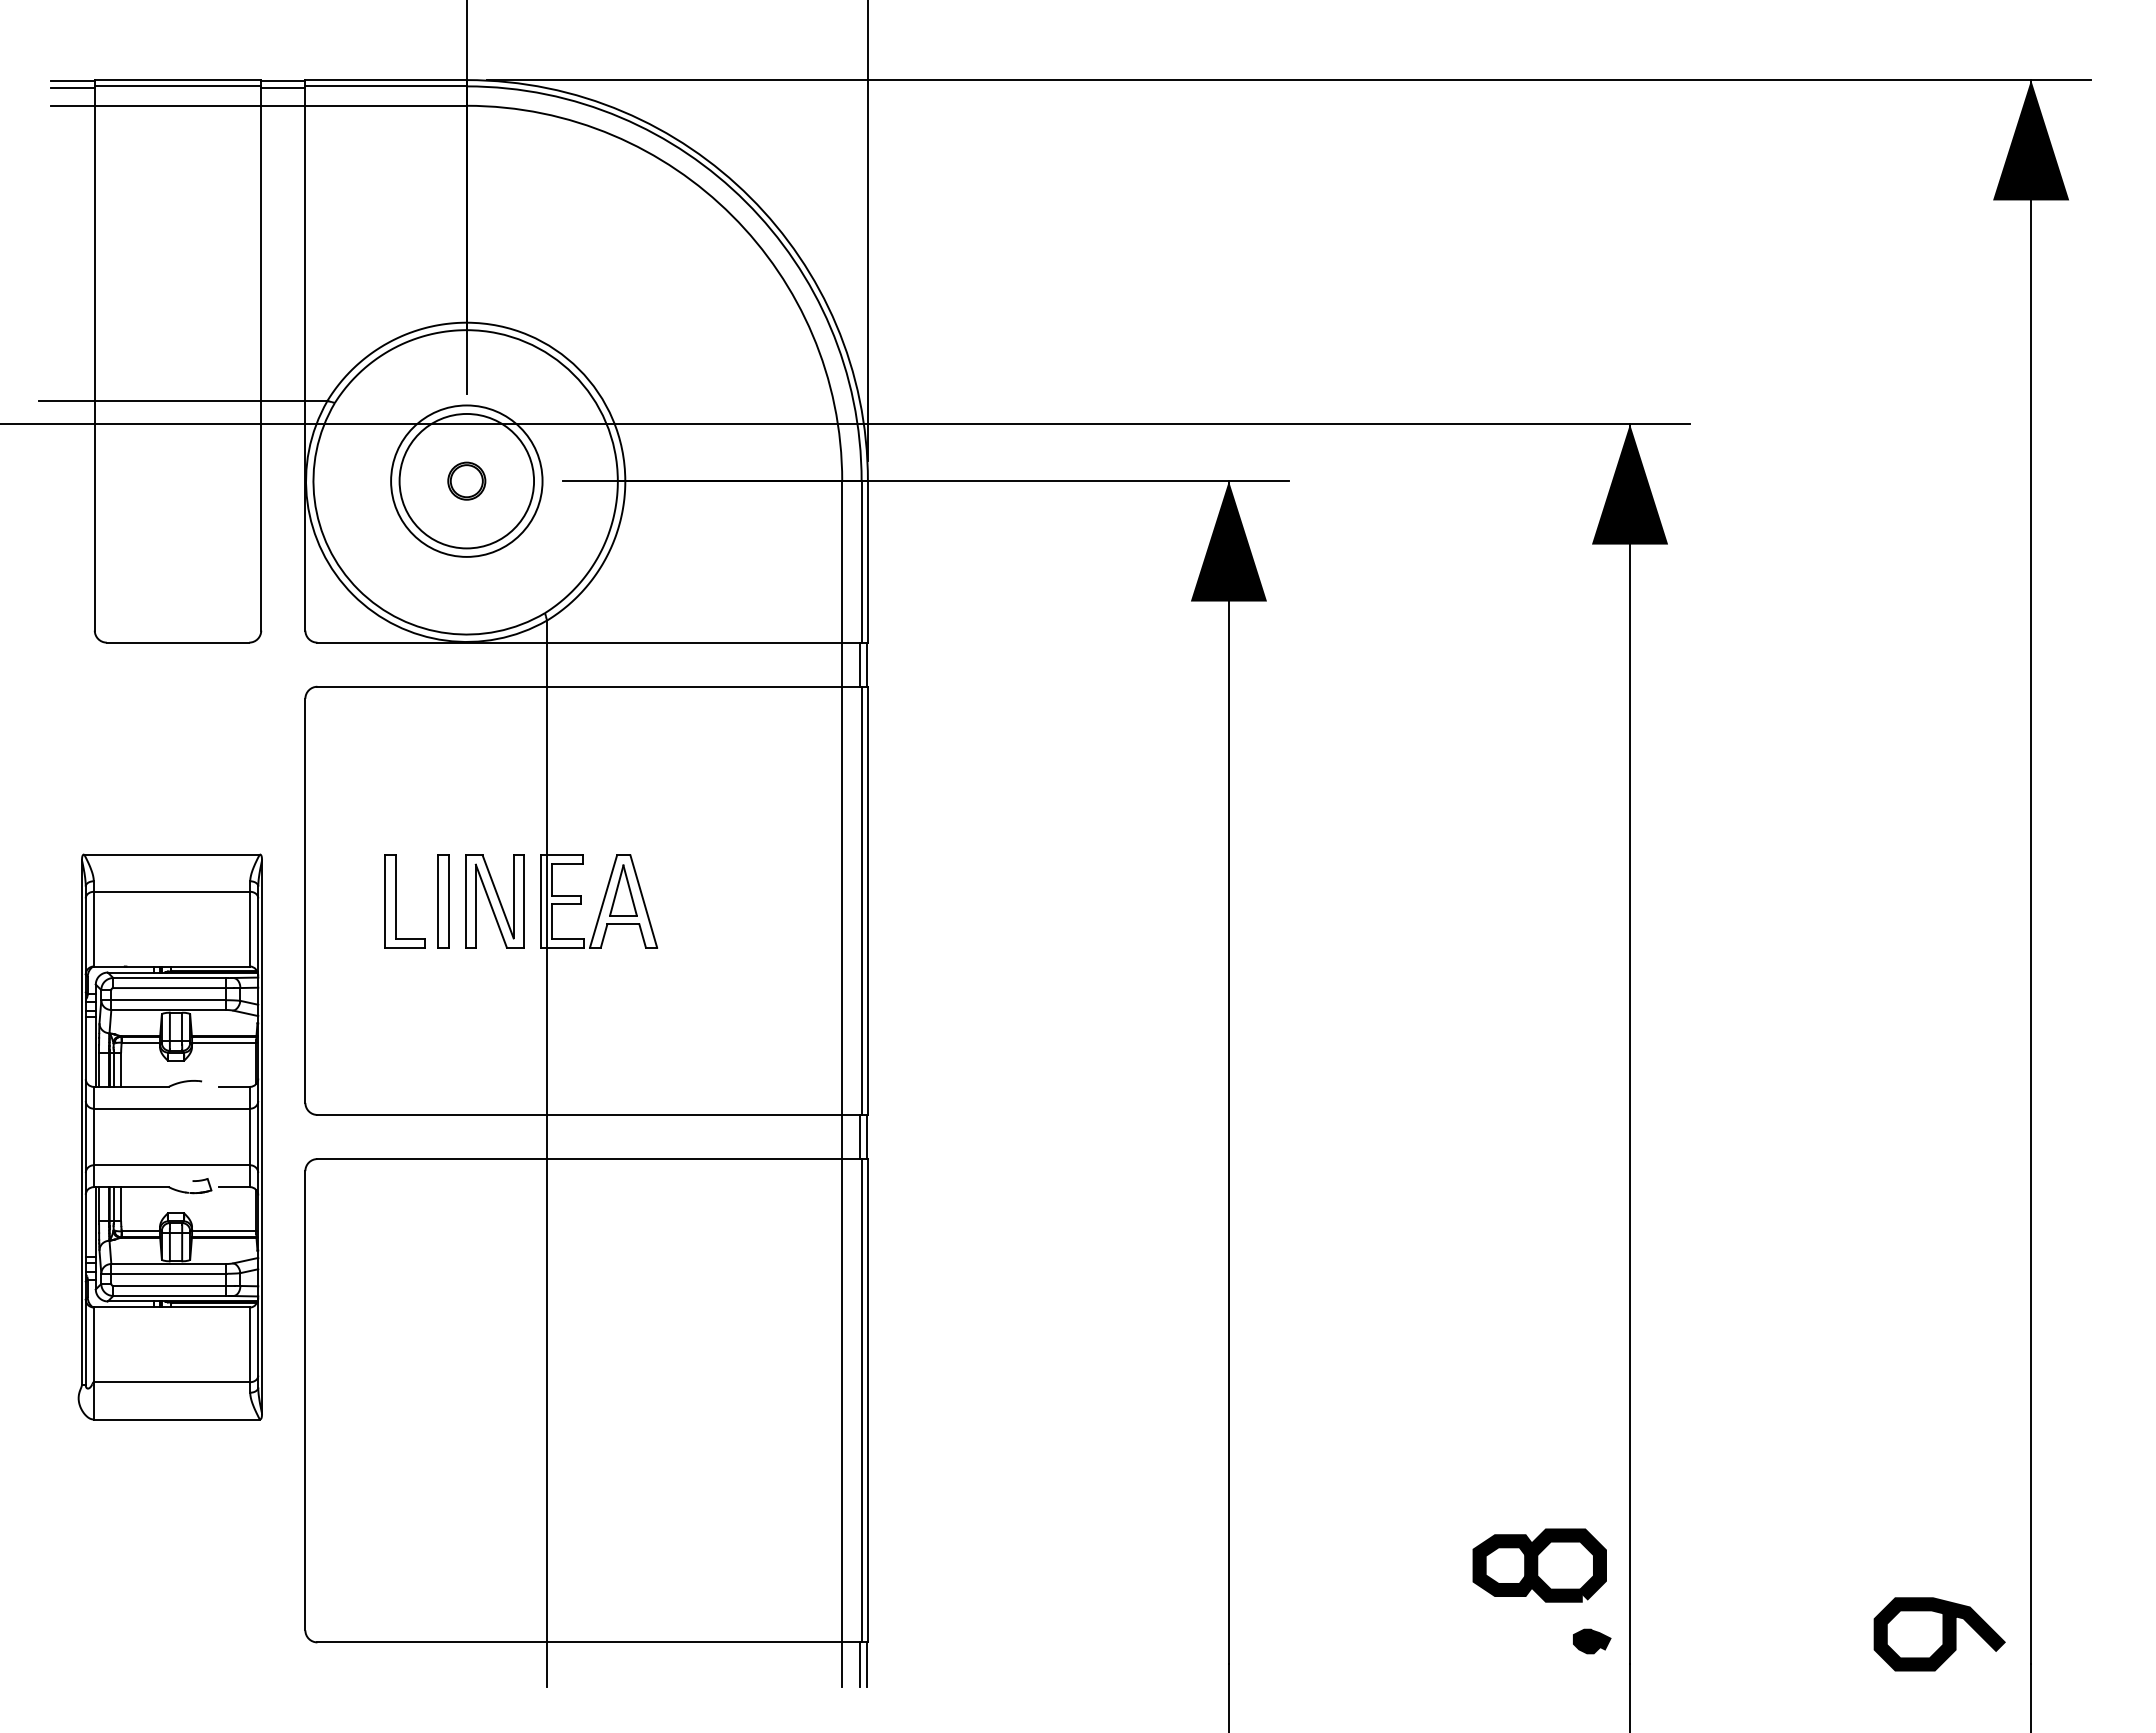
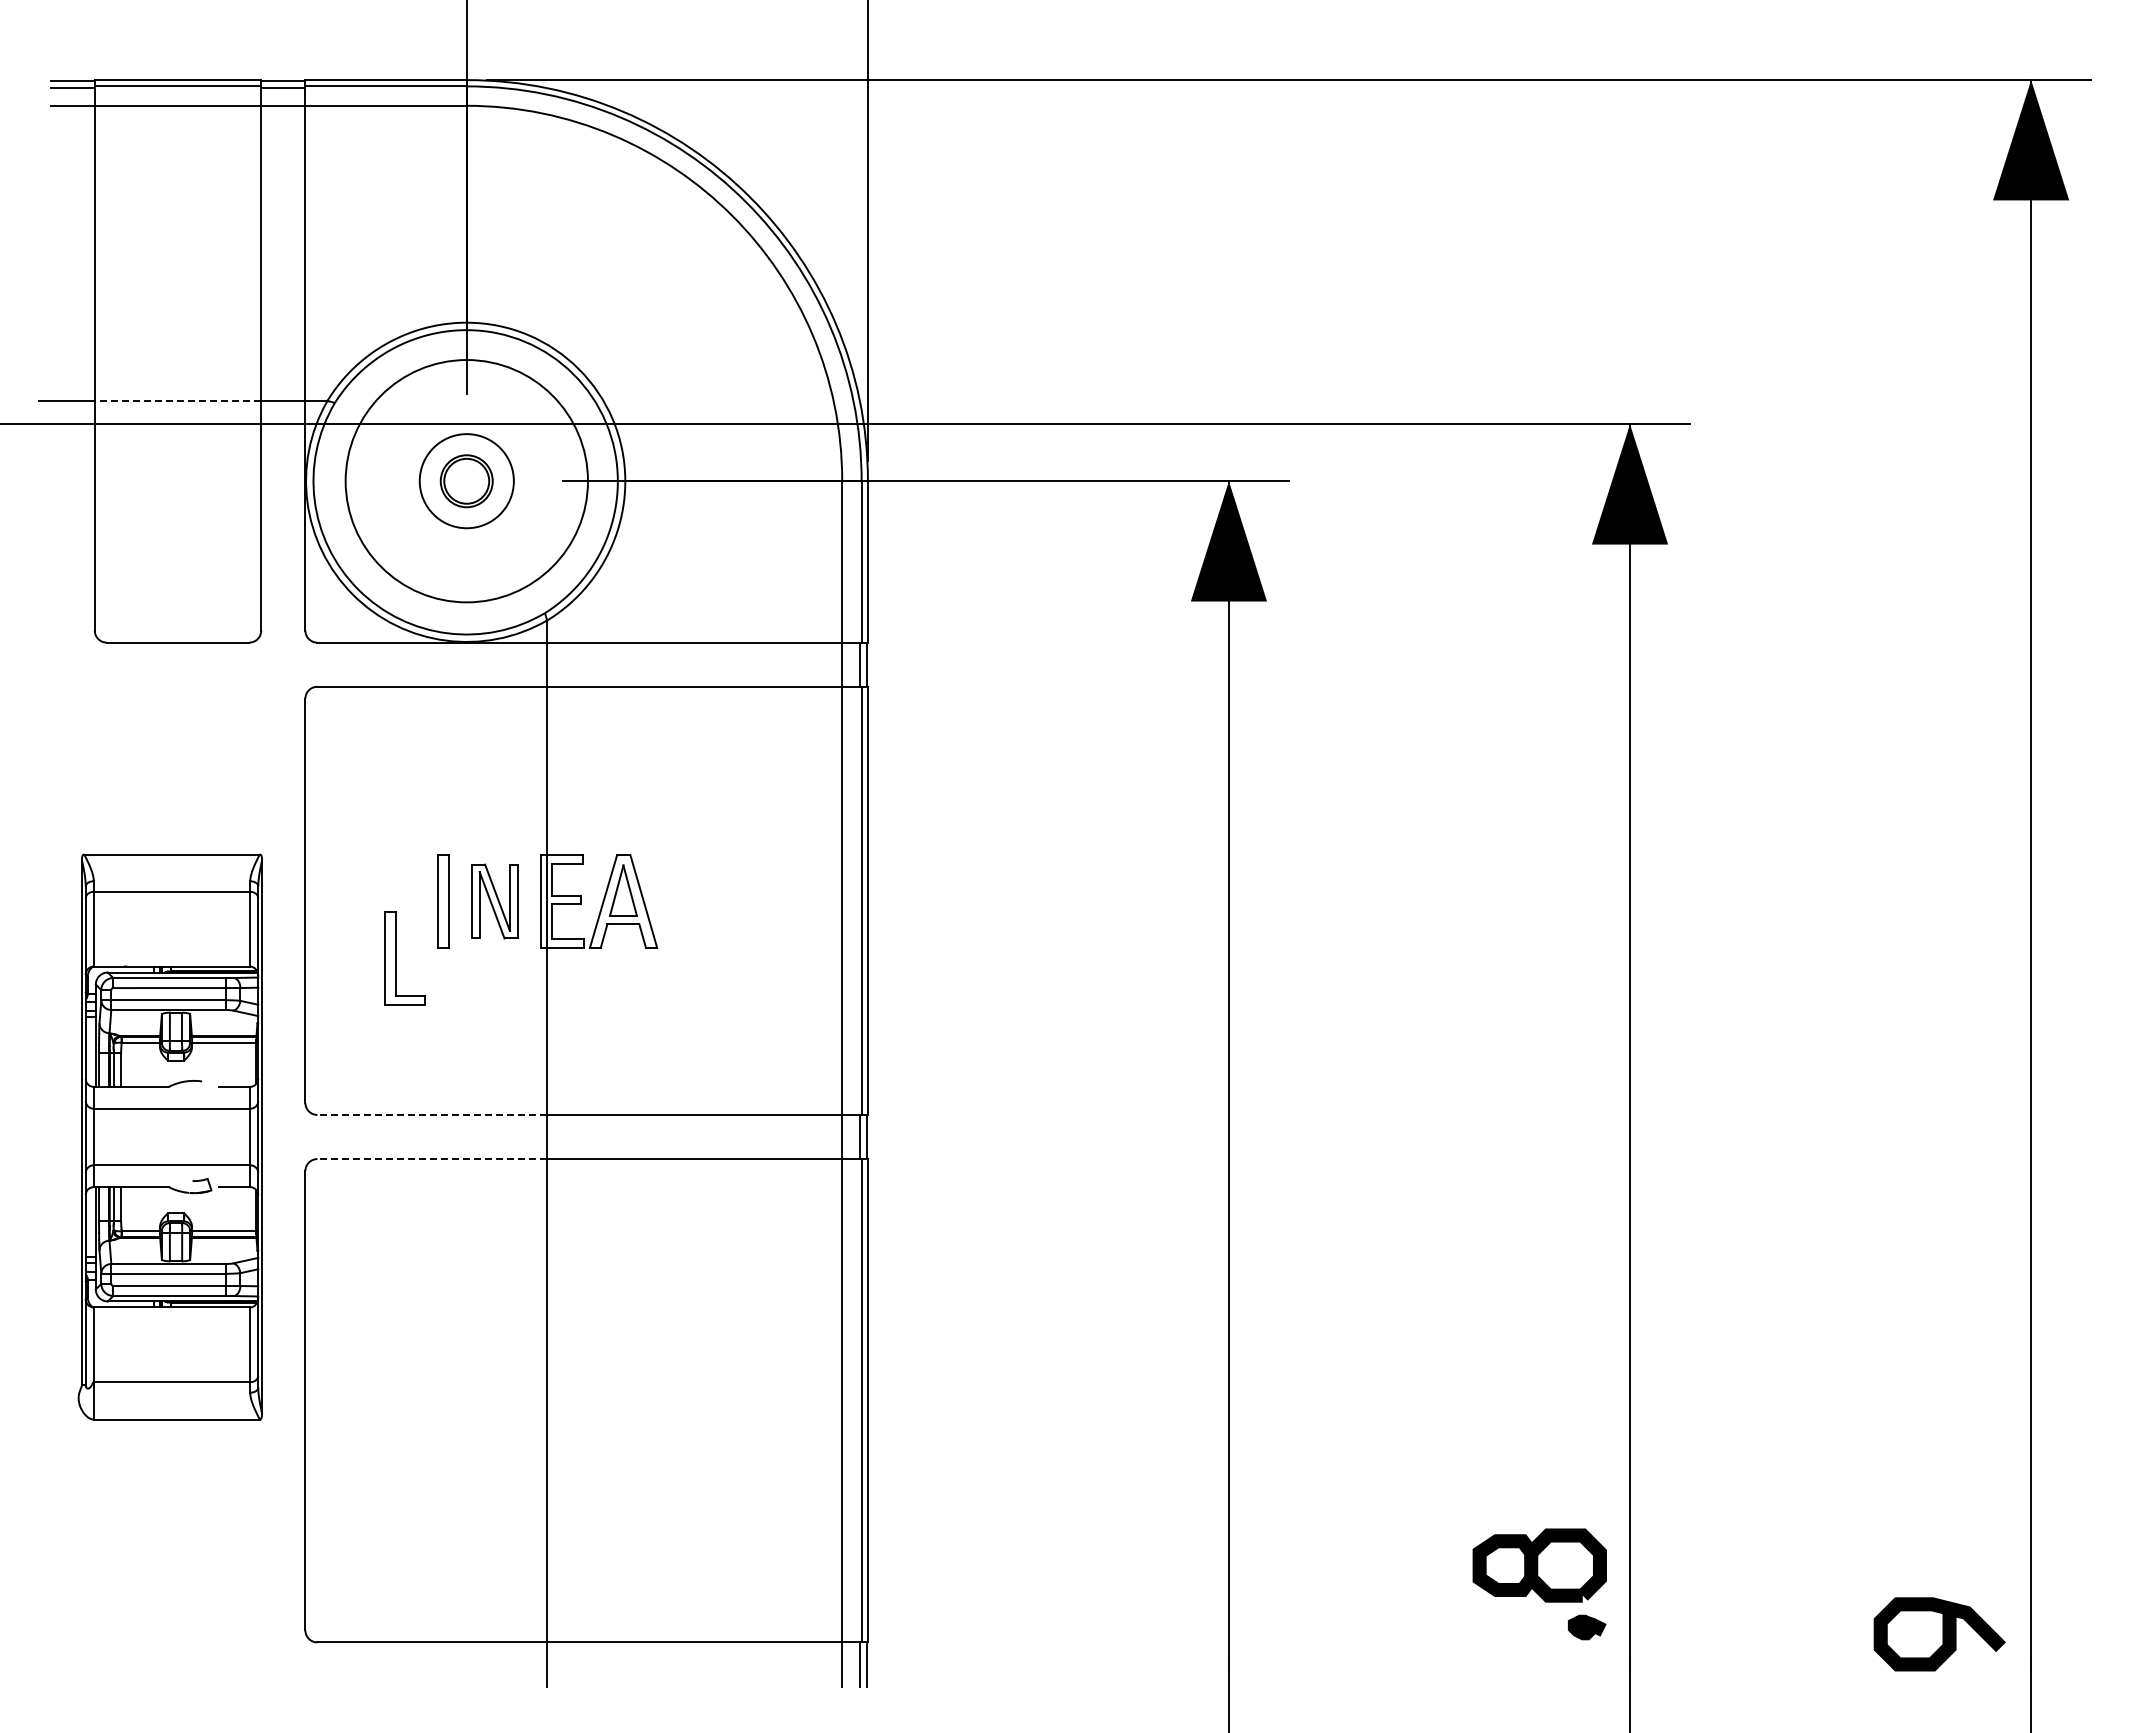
line: solid -> dashed (177, 400)
circle diameter: 134 px -> 94 px (466, 481)
circle diameter: 151 px -> 242 px (466, 481)
part size: 40x40 px -> 55x55 px (466, 481)
part position: (396, 901) -> (396, 958) (396, 958)
part size: 60x95 px -> 48x77 px (494, 901)
line: solid -> dashed (432, 1114)
line: solid -> dashed (432, 1159)
part position: (1592, 1641) -> (1587, 1627) (1587, 1627)
